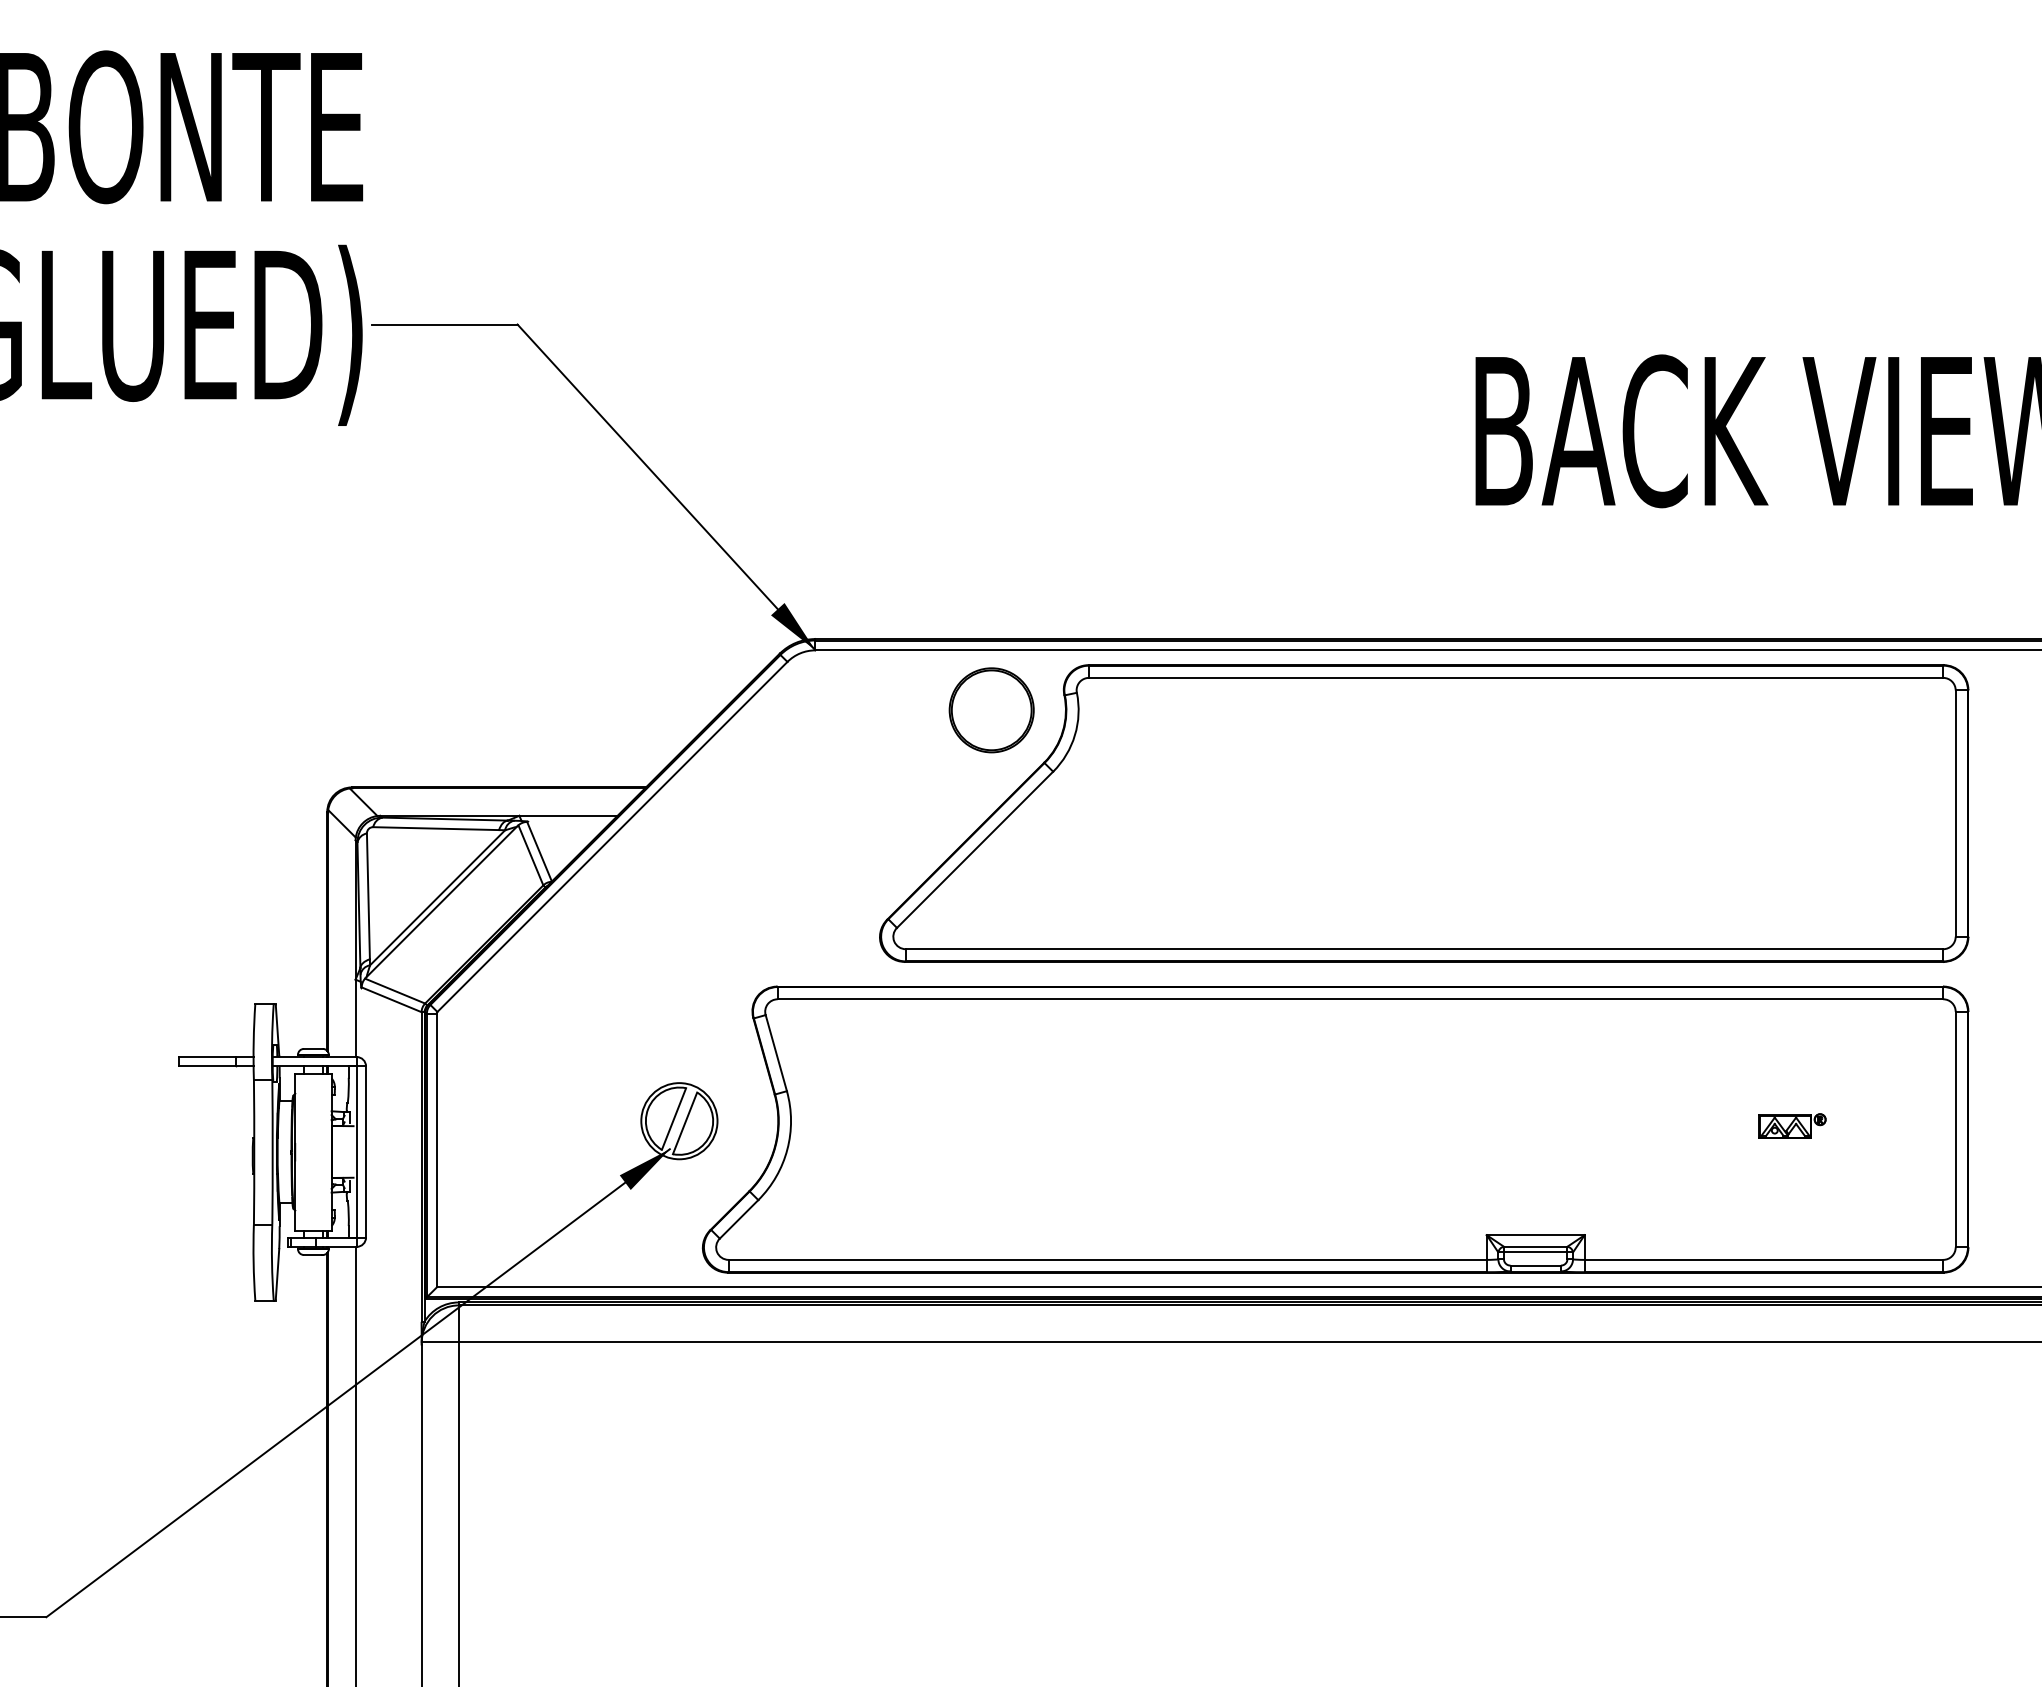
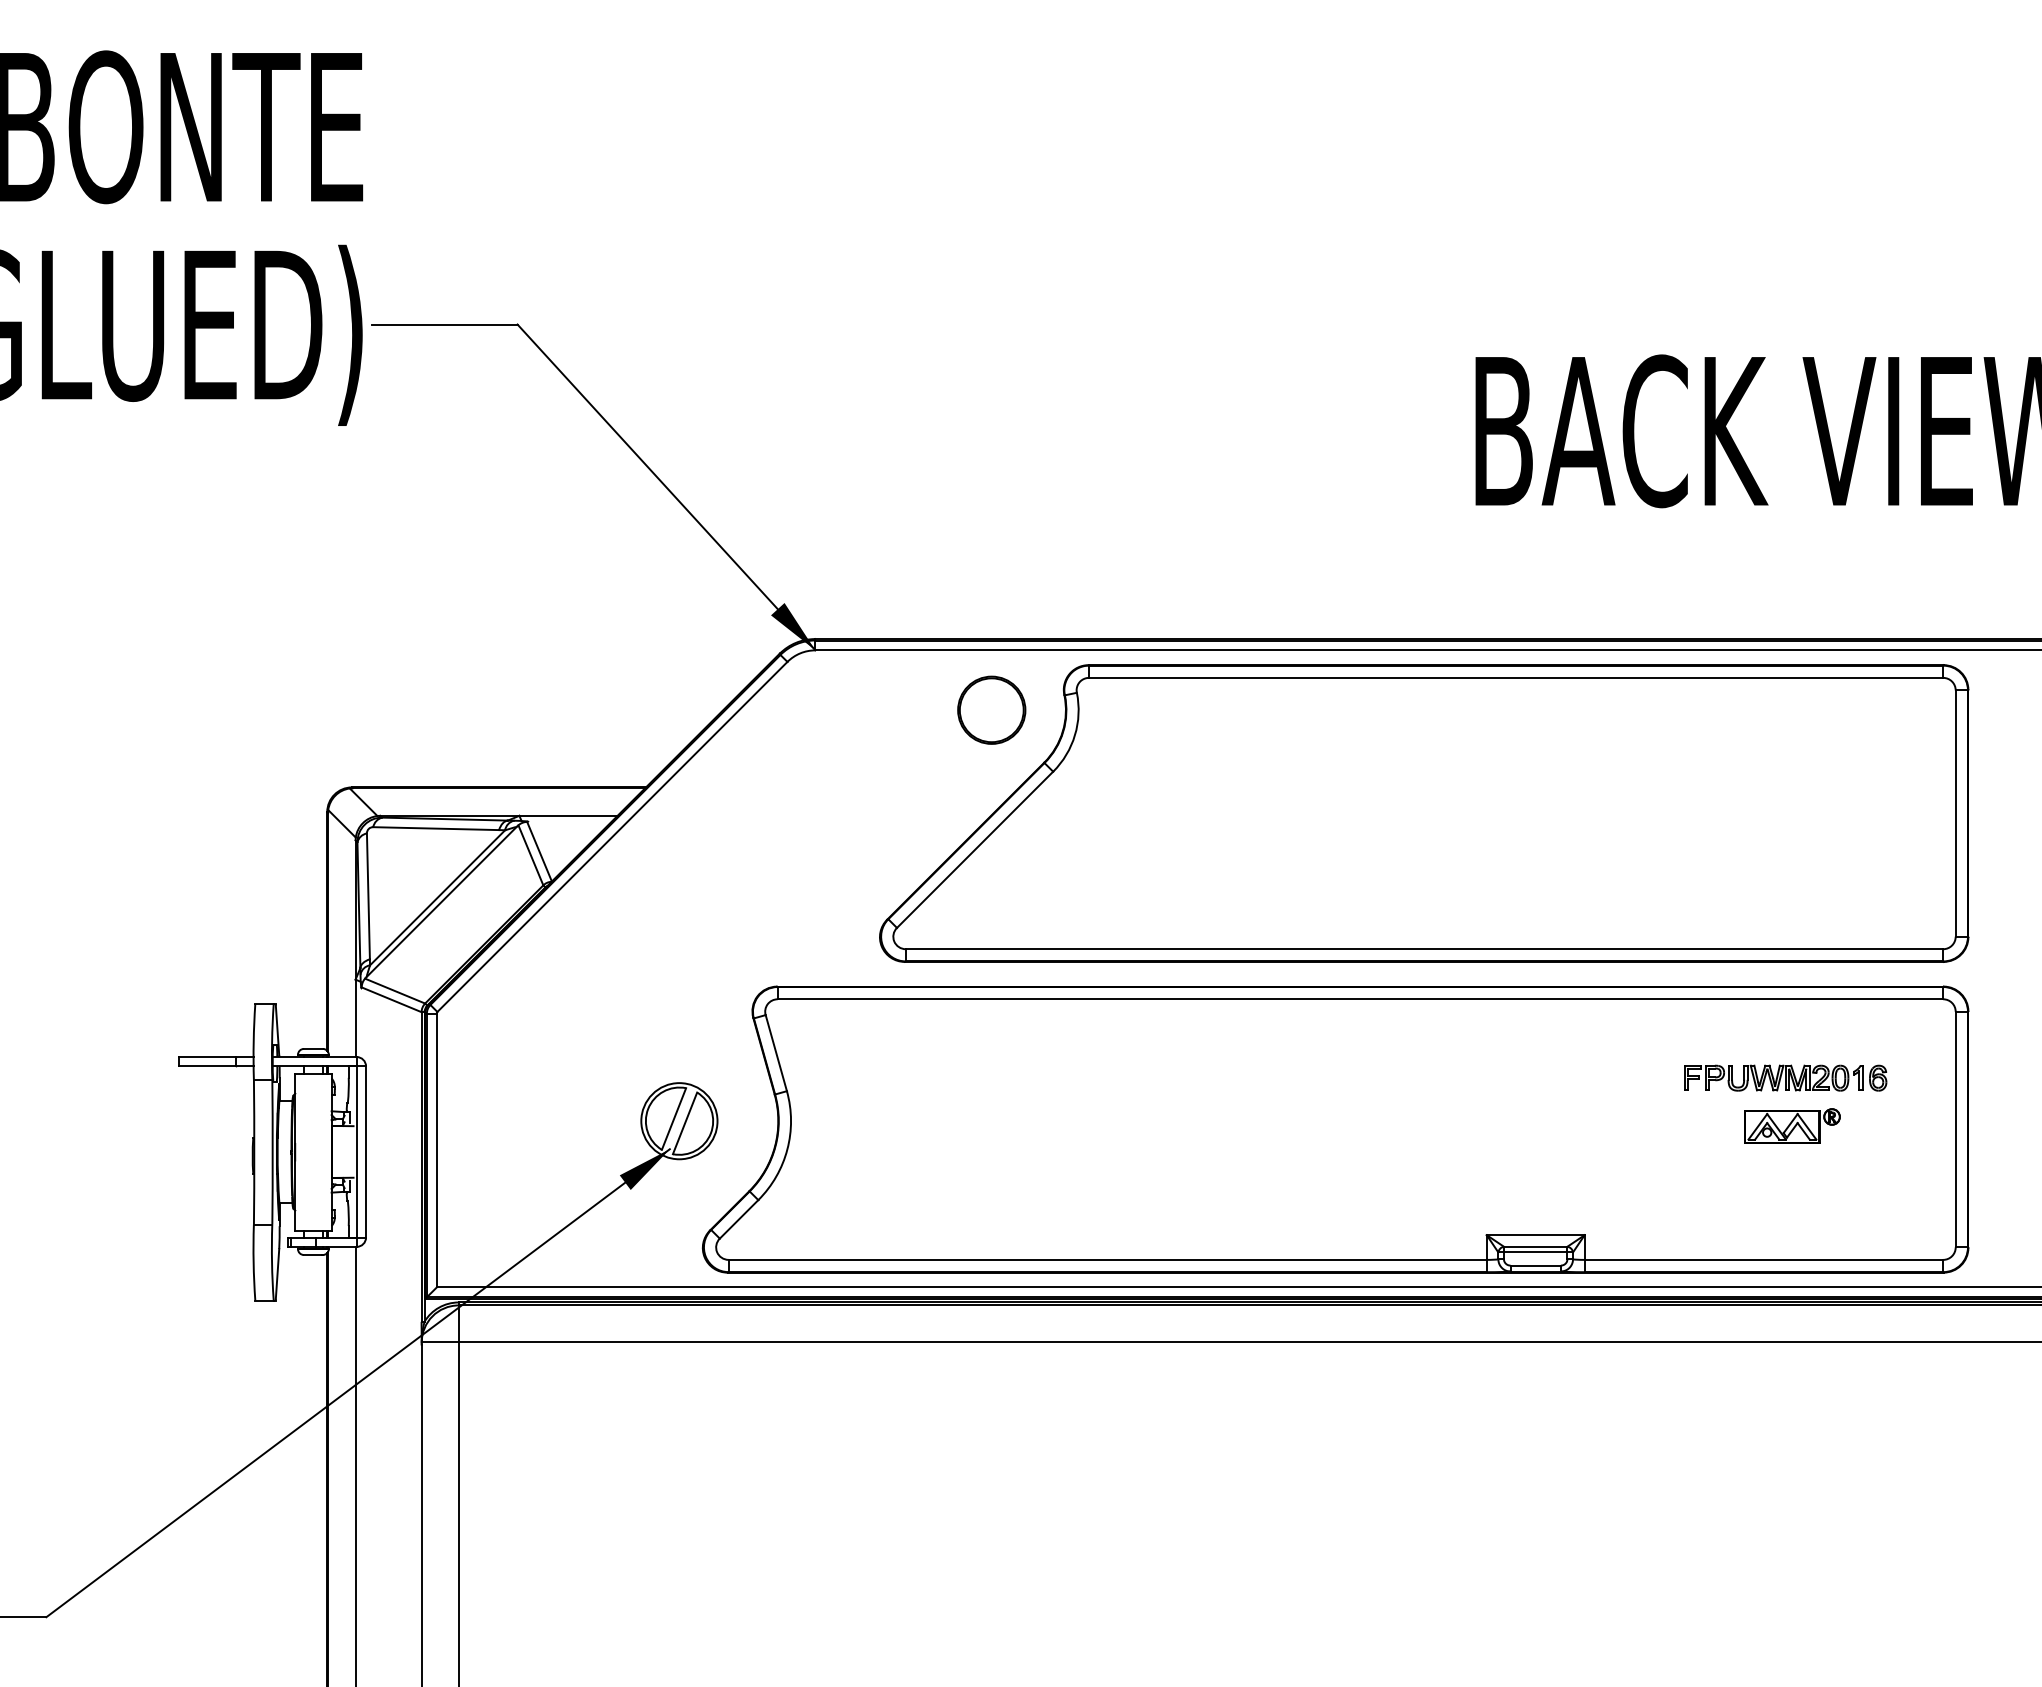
part size: 87x87 px -> 70x70 px (991, 709)
part: none -> present (1785, 1077)
part size: 69x26 px -> 97x36 px (1792, 1125)
